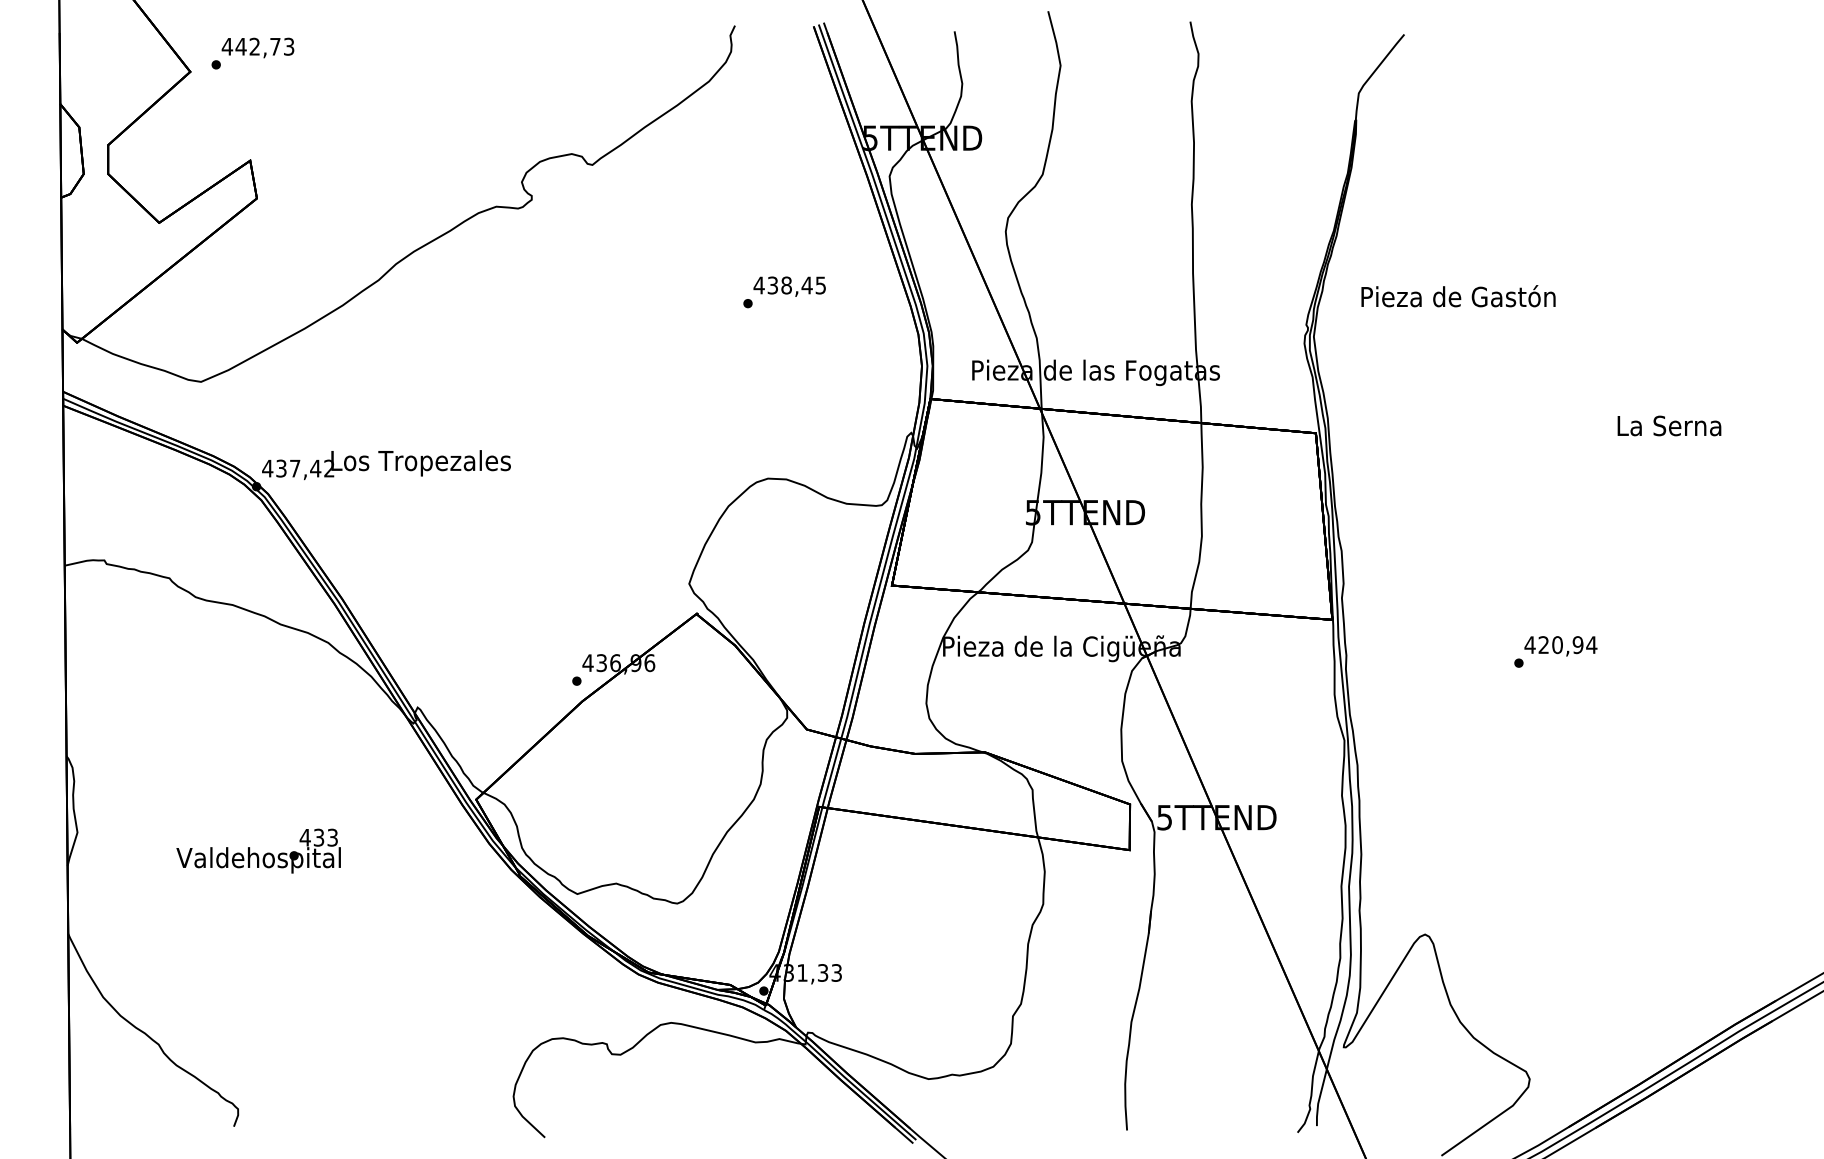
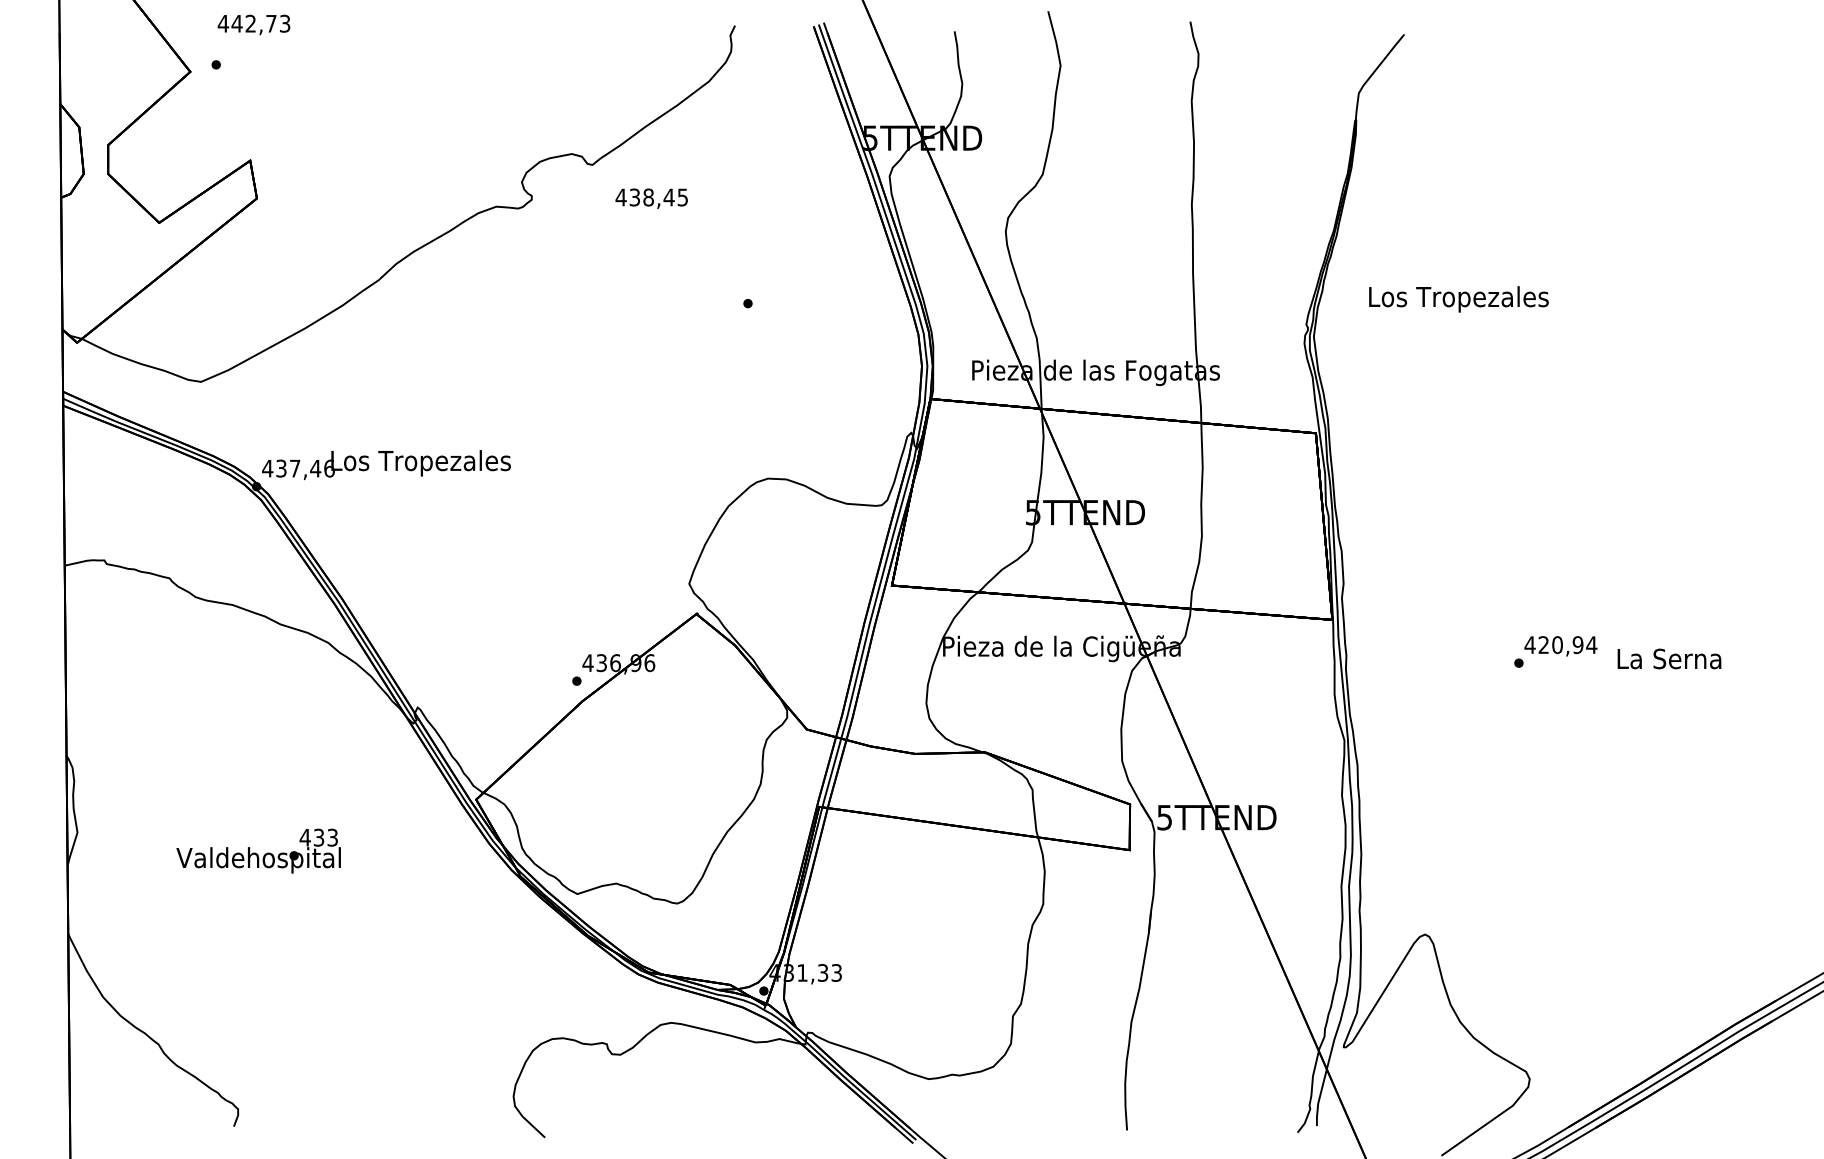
text position: (257, 47) -> (253, 24) (253, 24)
text position: (789, 286) -> (651, 198) (651, 198)
text: Pieza de Gastón -> Los Tropezales (1458, 298)
text position: (1669, 425) -> (1669, 658) (1669, 658)
text: 437,42 -> 437,46 (329, 468)
